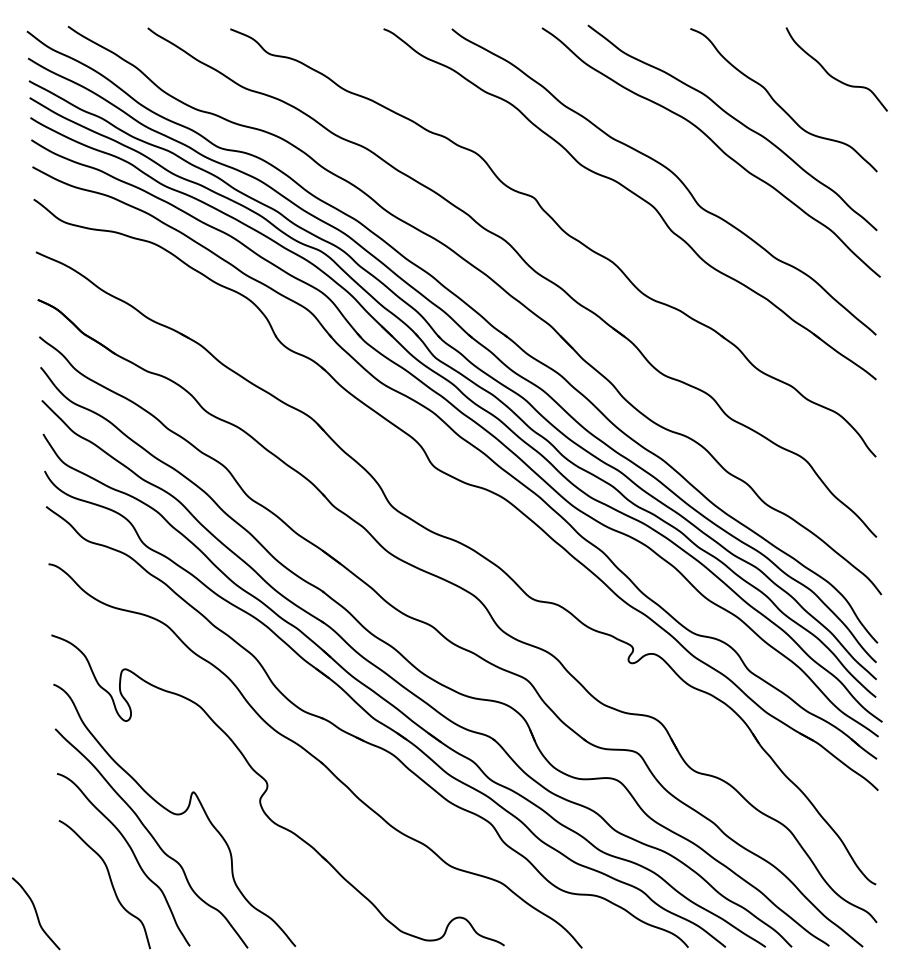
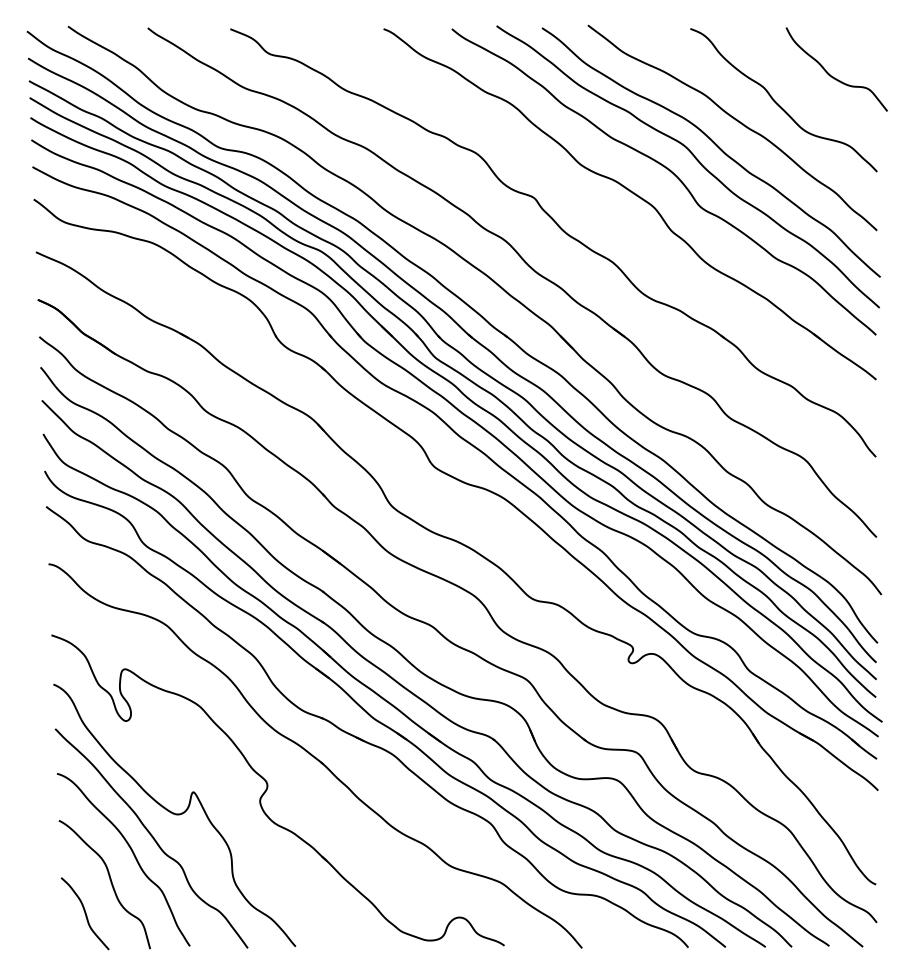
curve: none -> present (694, 158)
curve position: (35, 913) -> (84, 913) (84, 913)
